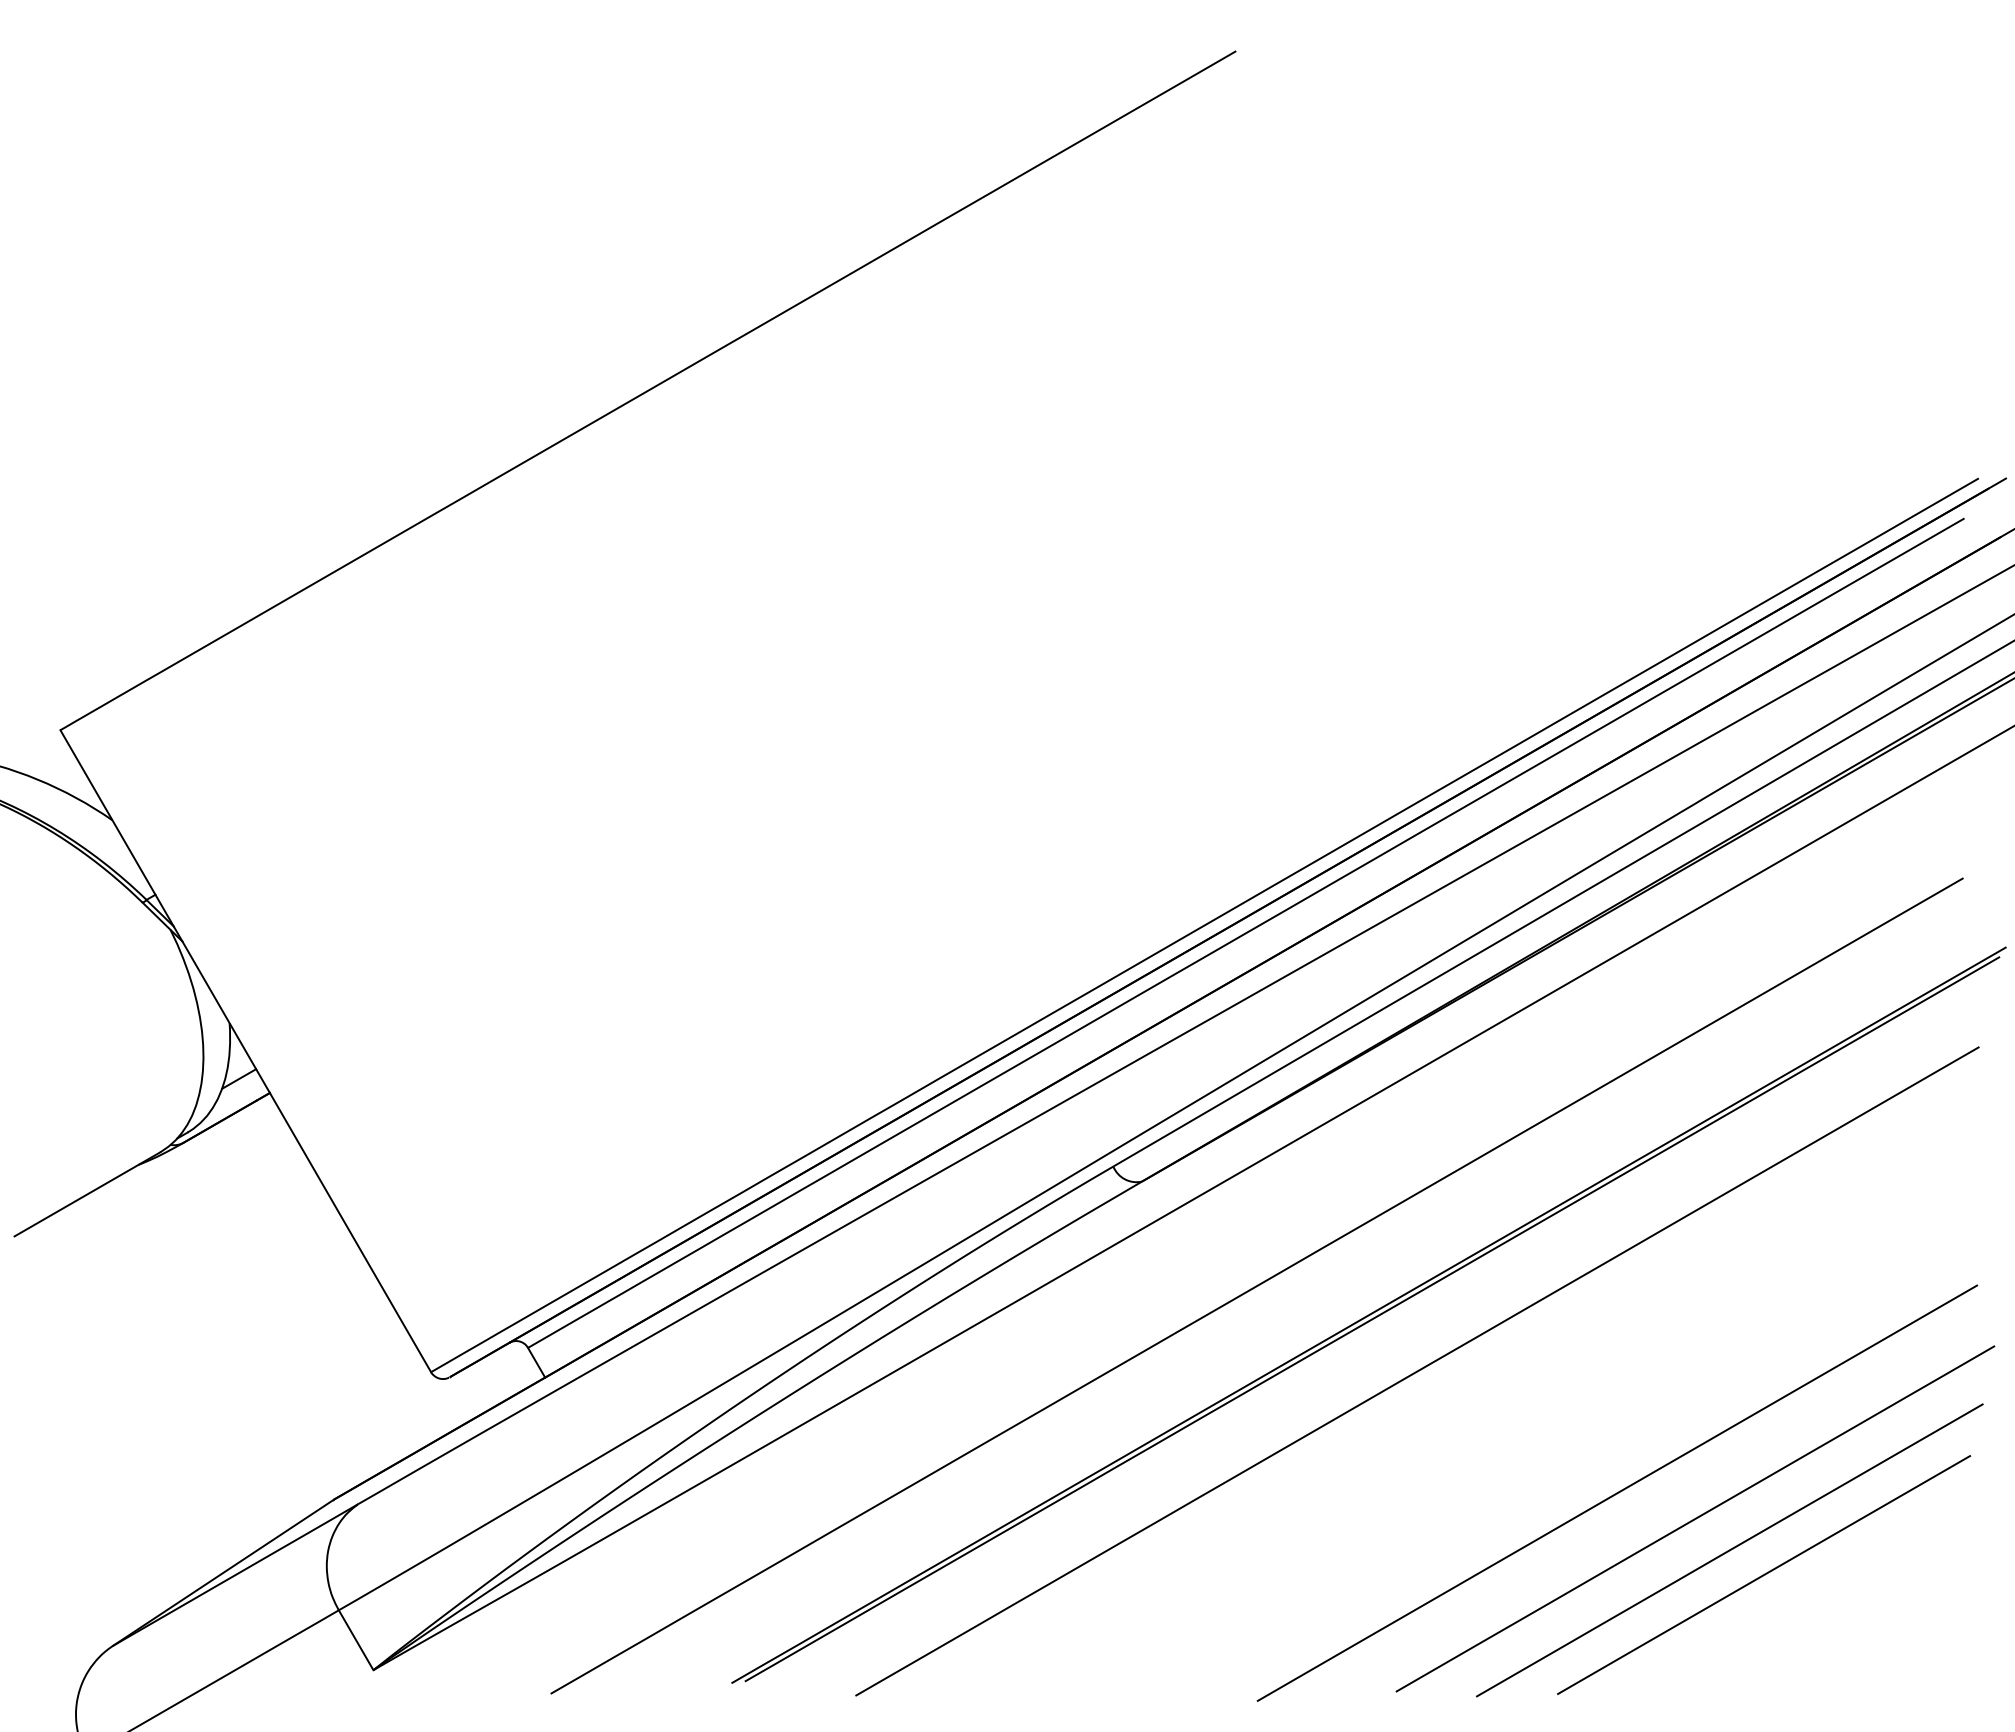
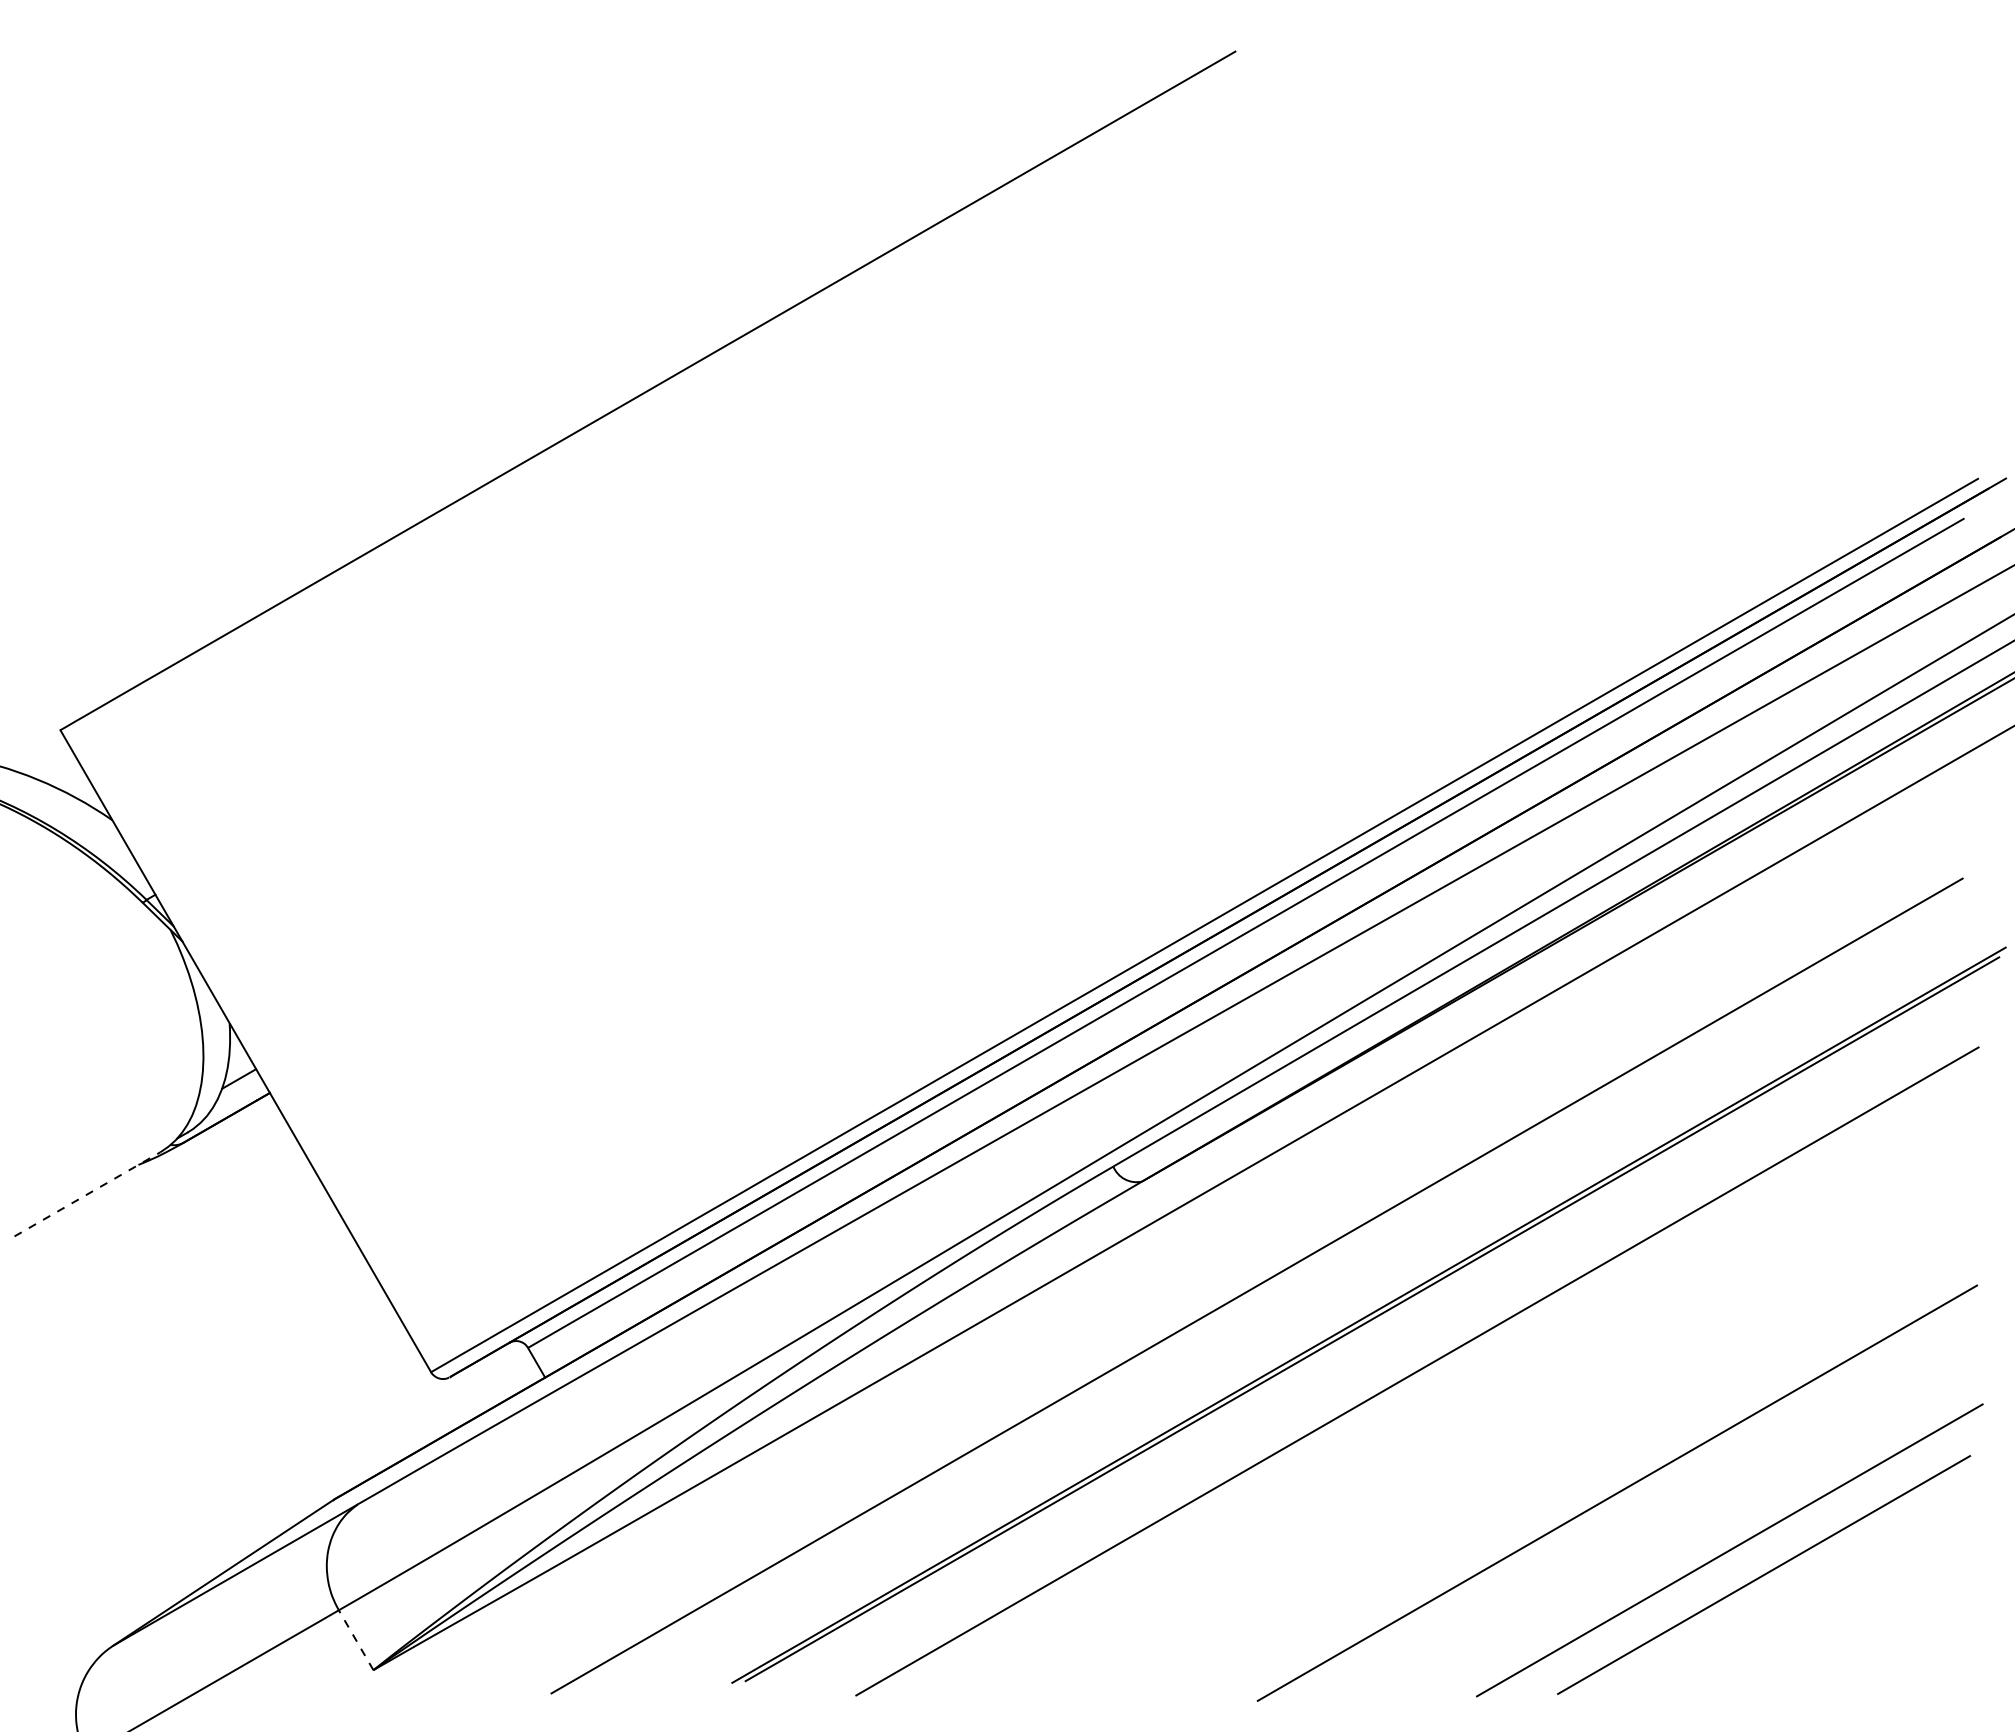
line: solid -> dashed (87, 1194)
line: present -> none (1695, 1518)
line: solid -> dashed (356, 1640)
